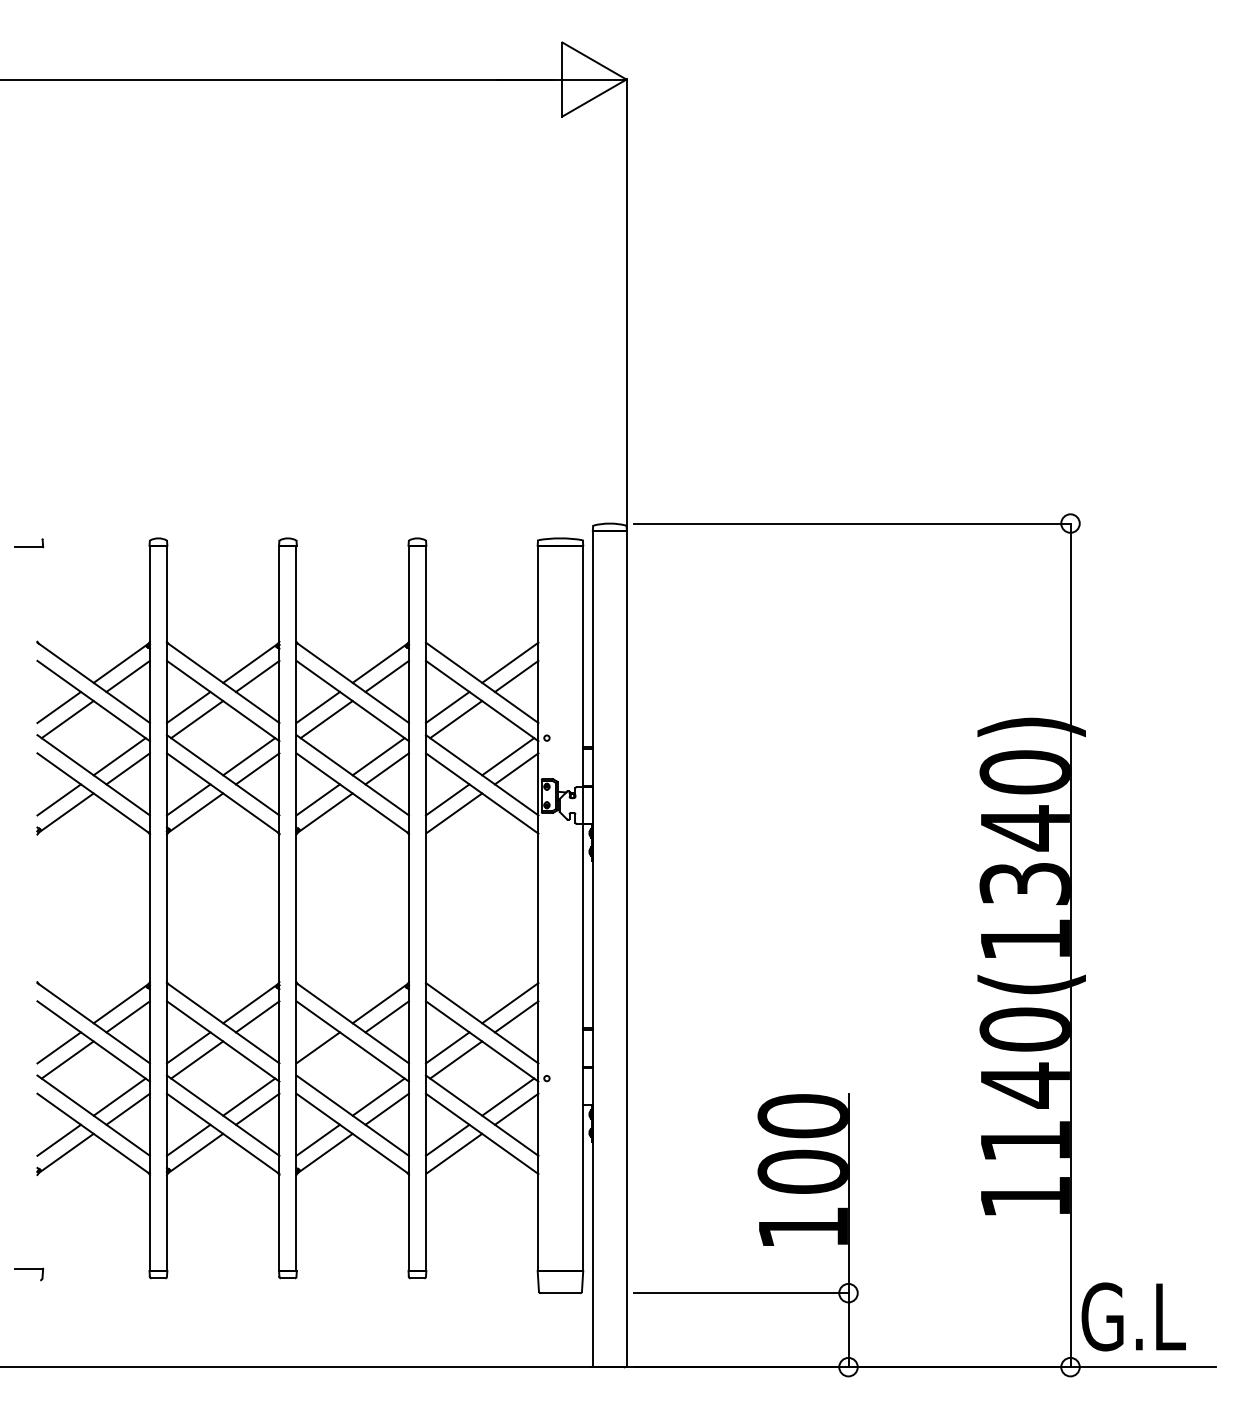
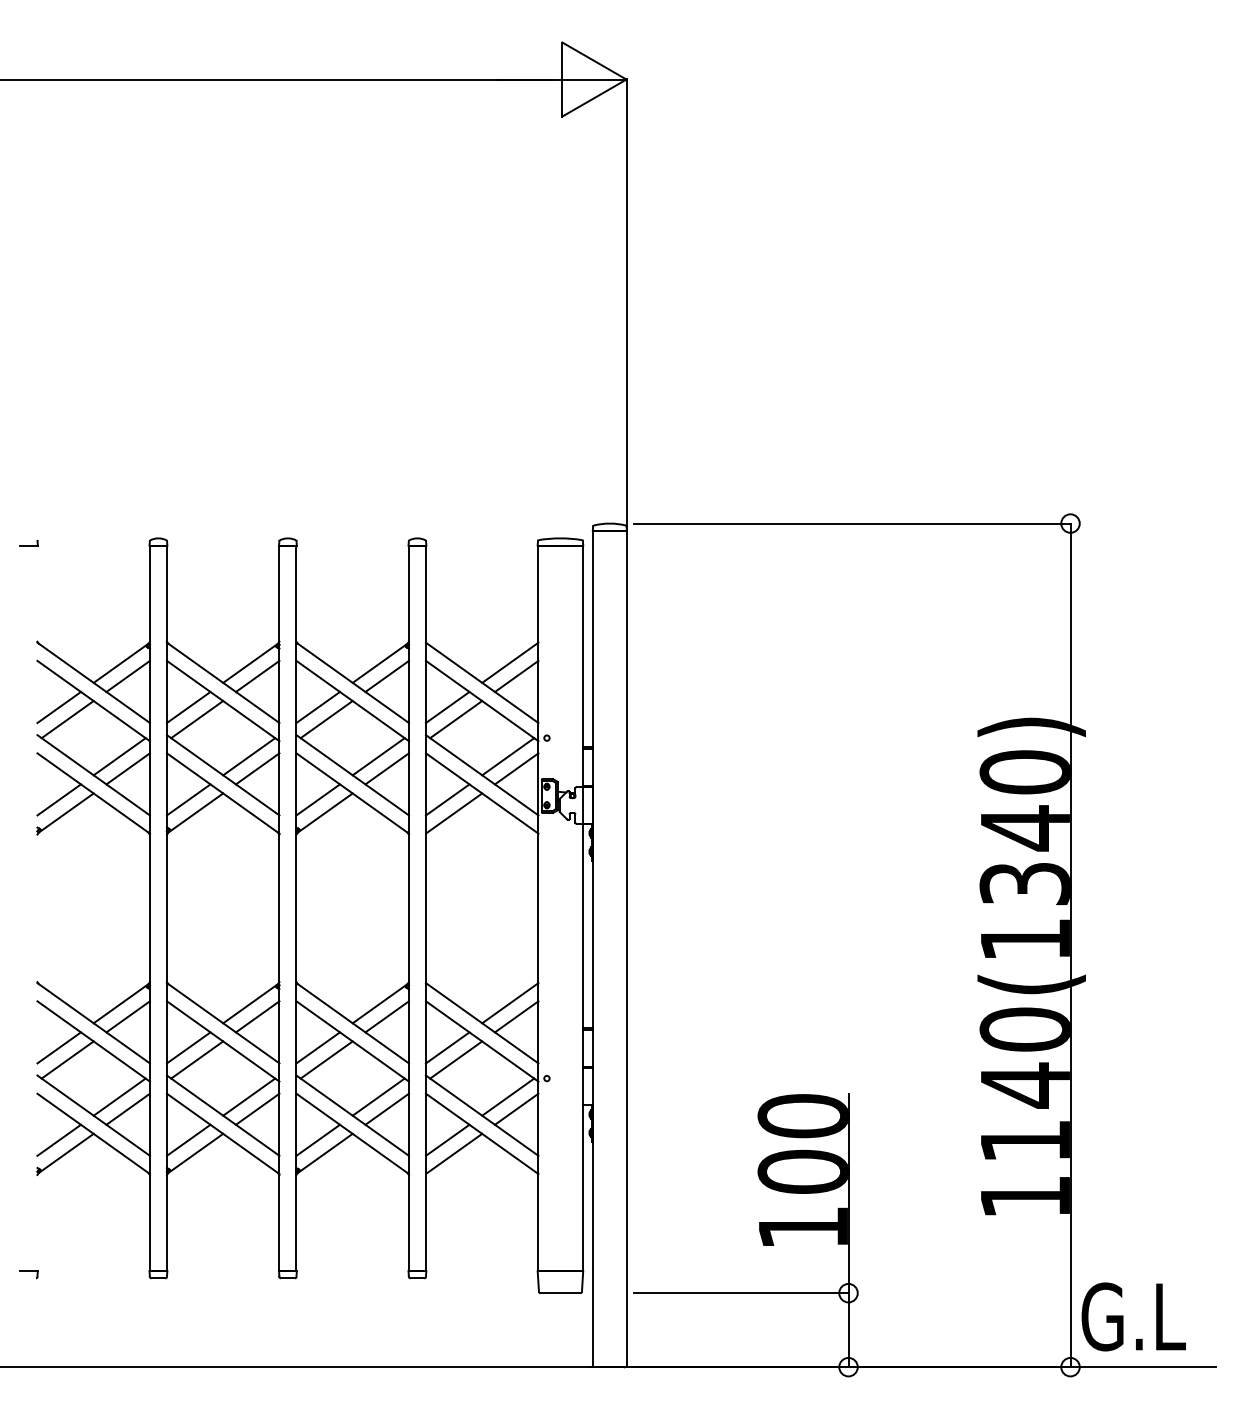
part size: 31x11 px -> 20x8 px (28, 542)
line: none -> present (326, 1059)
part size: 31x15 px -> 20x10 px (28, 1274)
